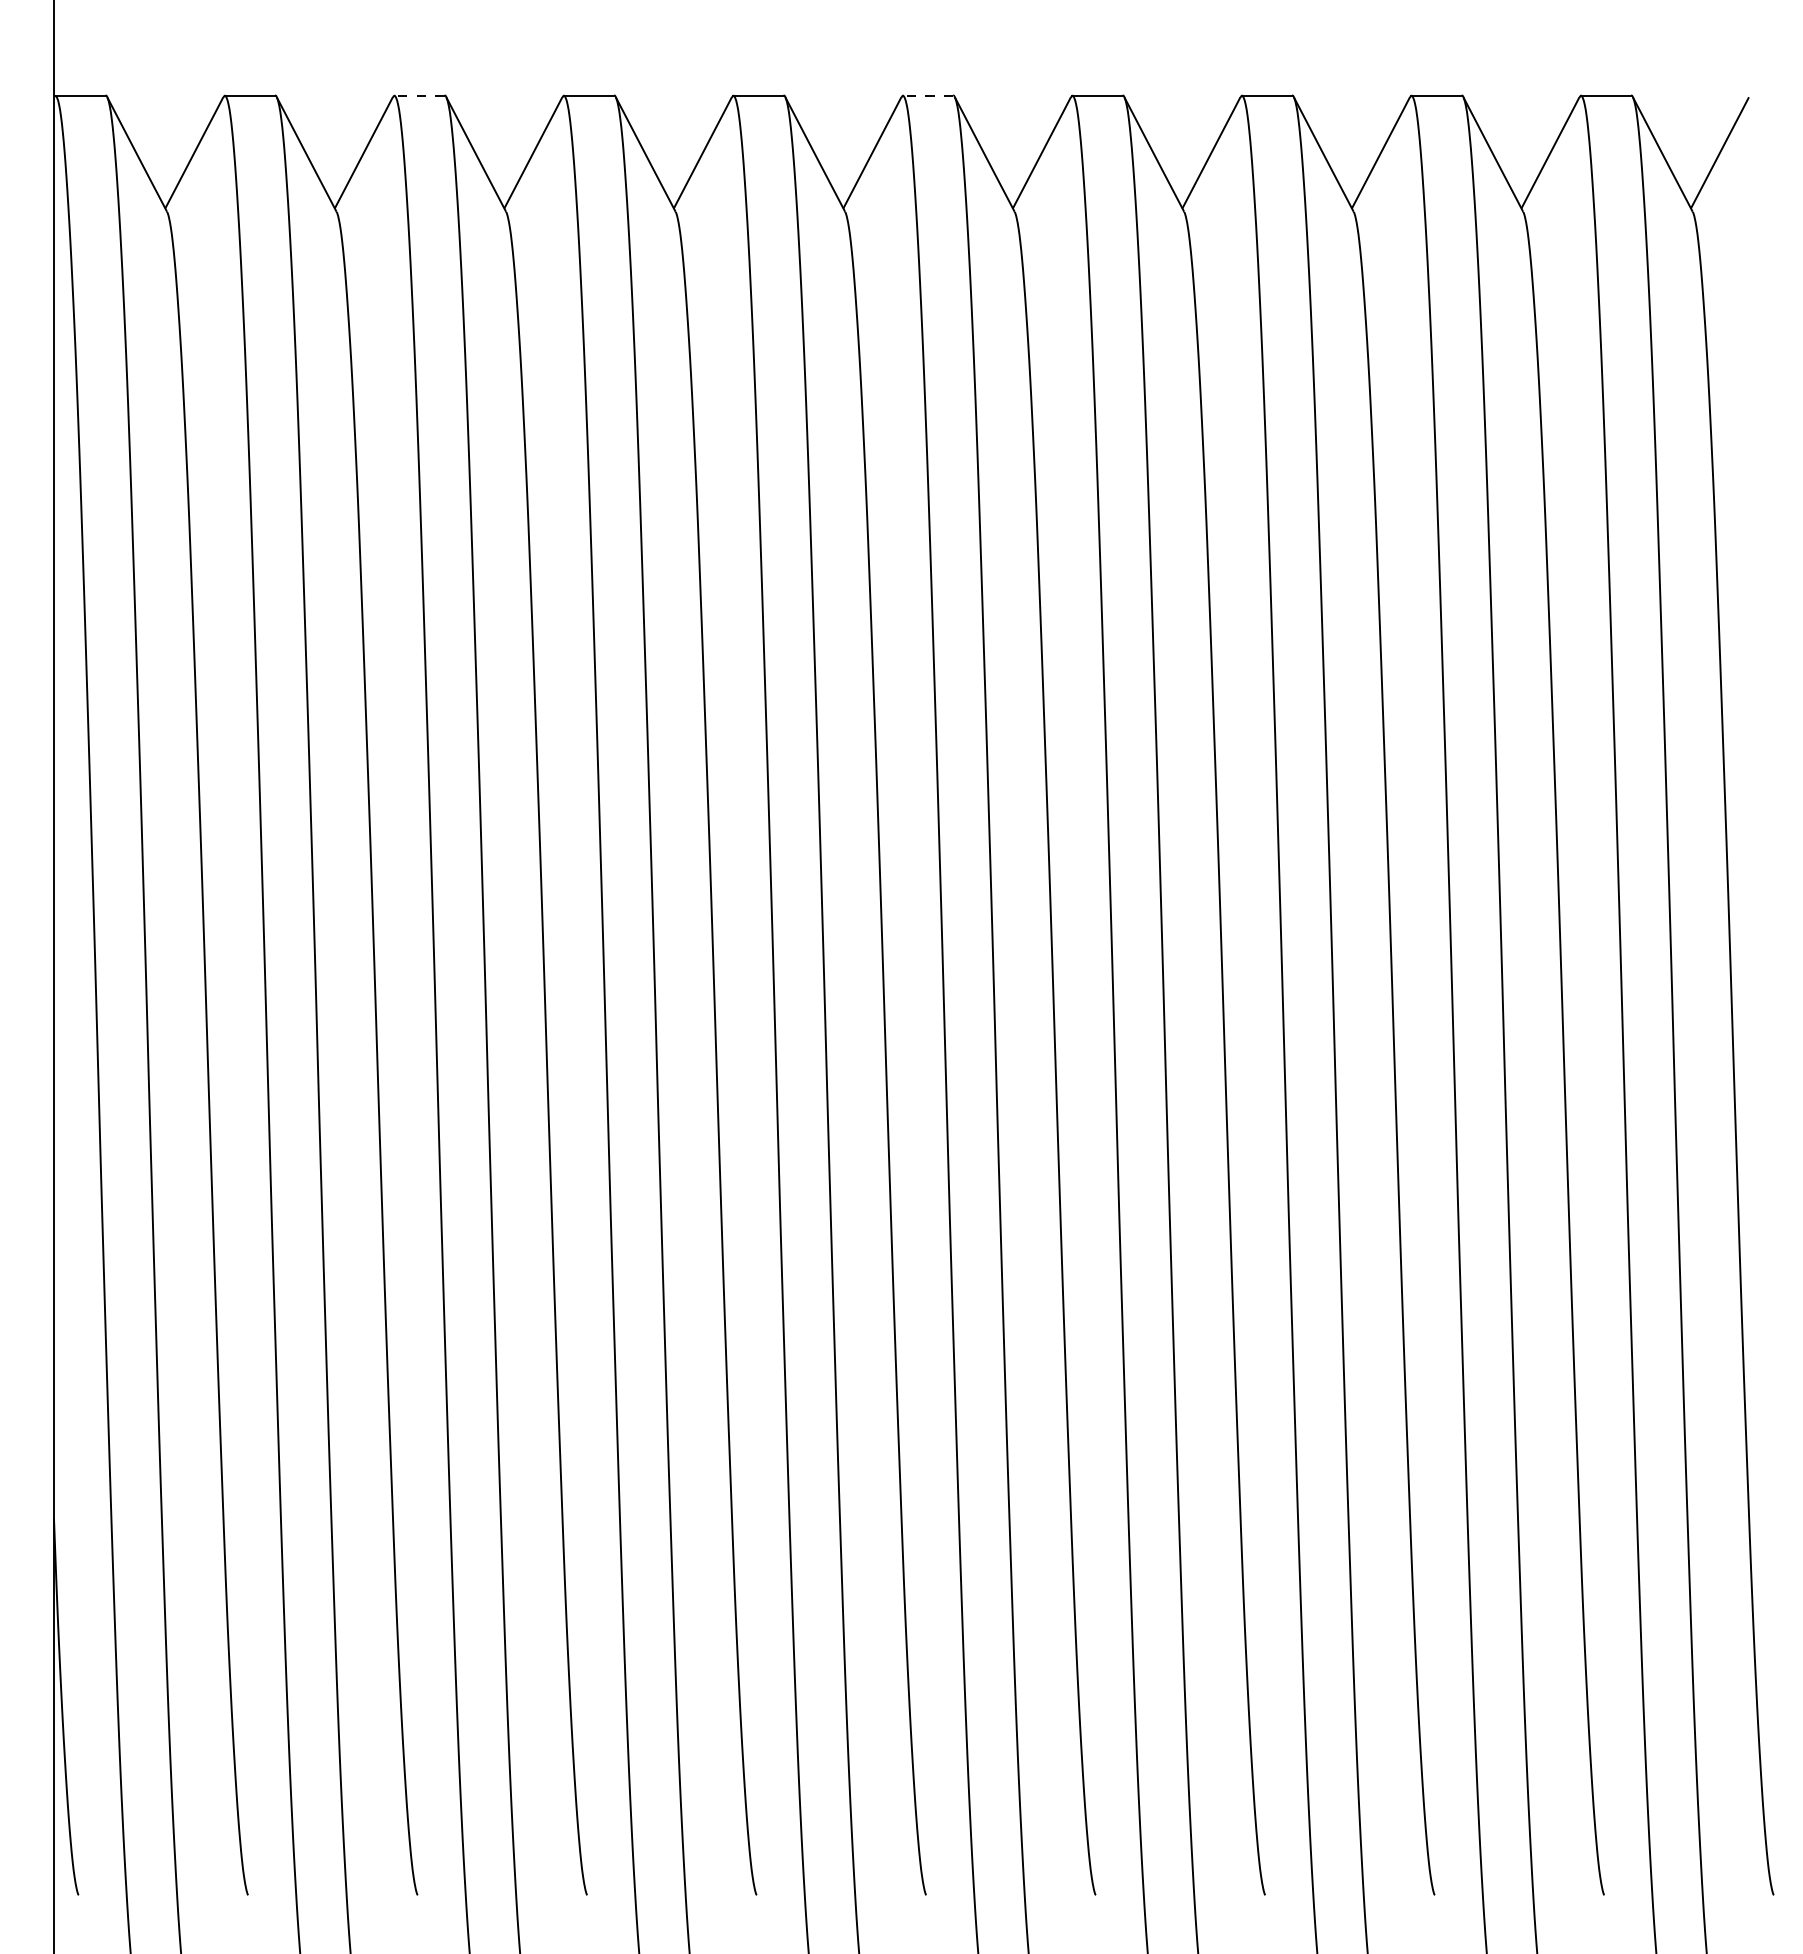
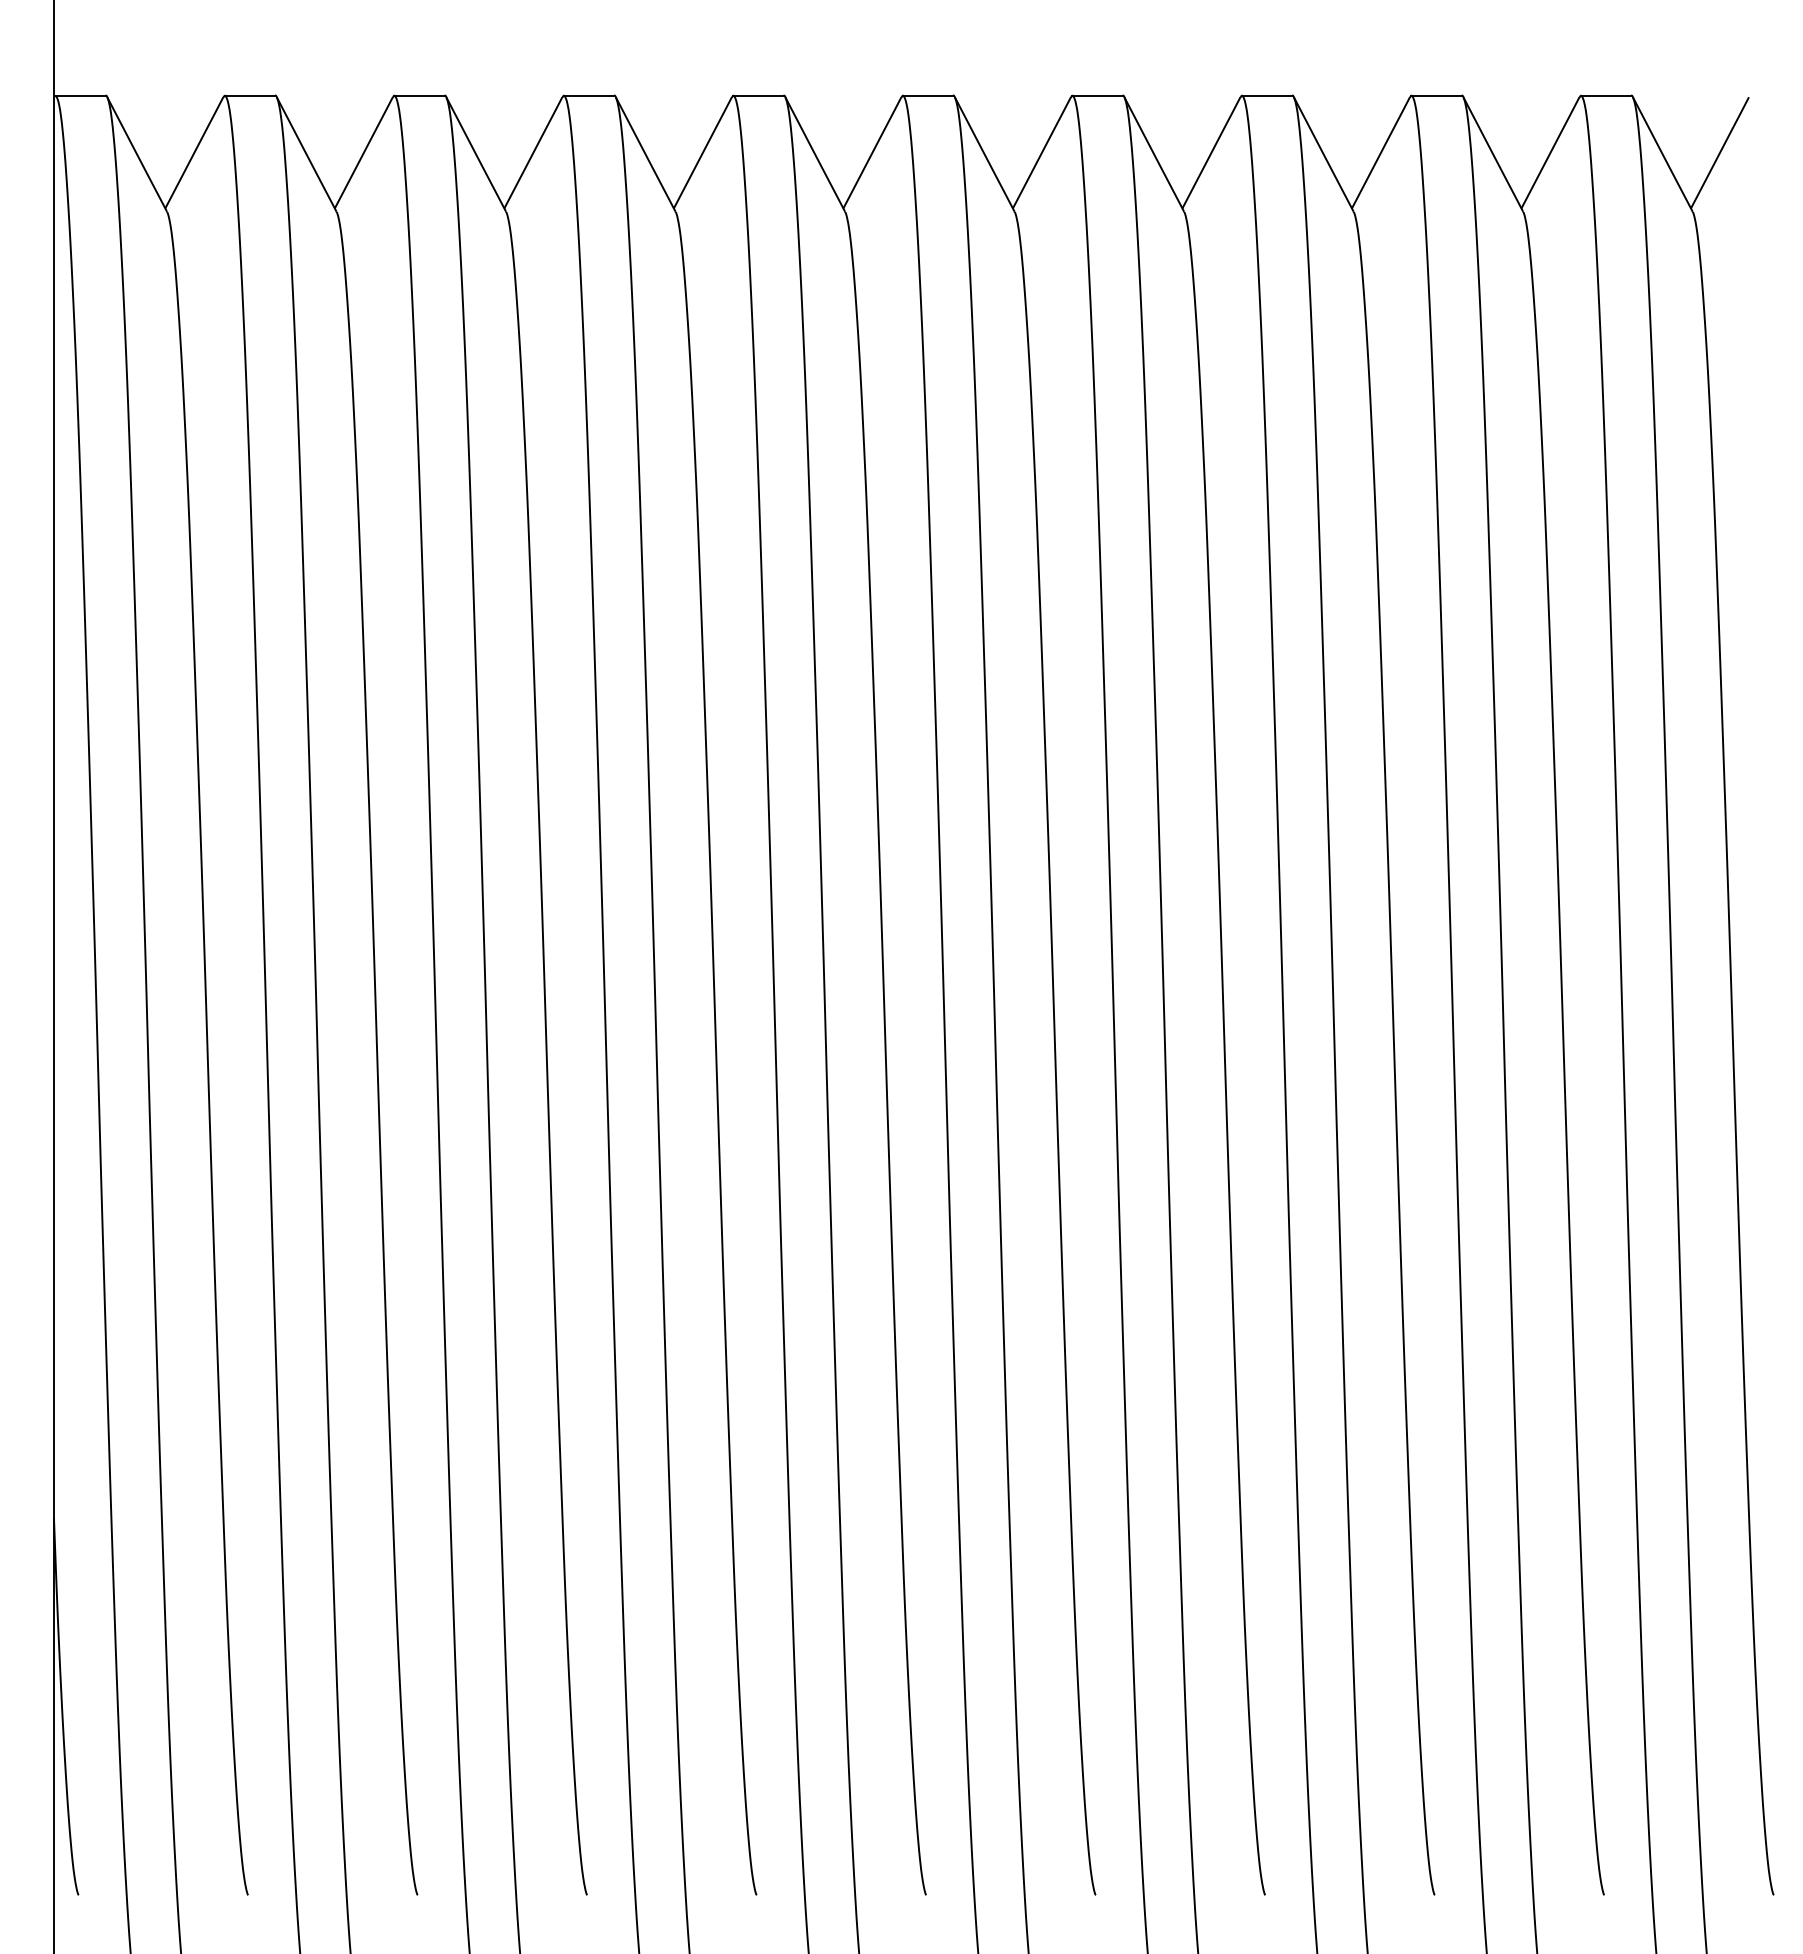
line: dashed -> solid (419, 95)
line: dashed -> solid (927, 95)
